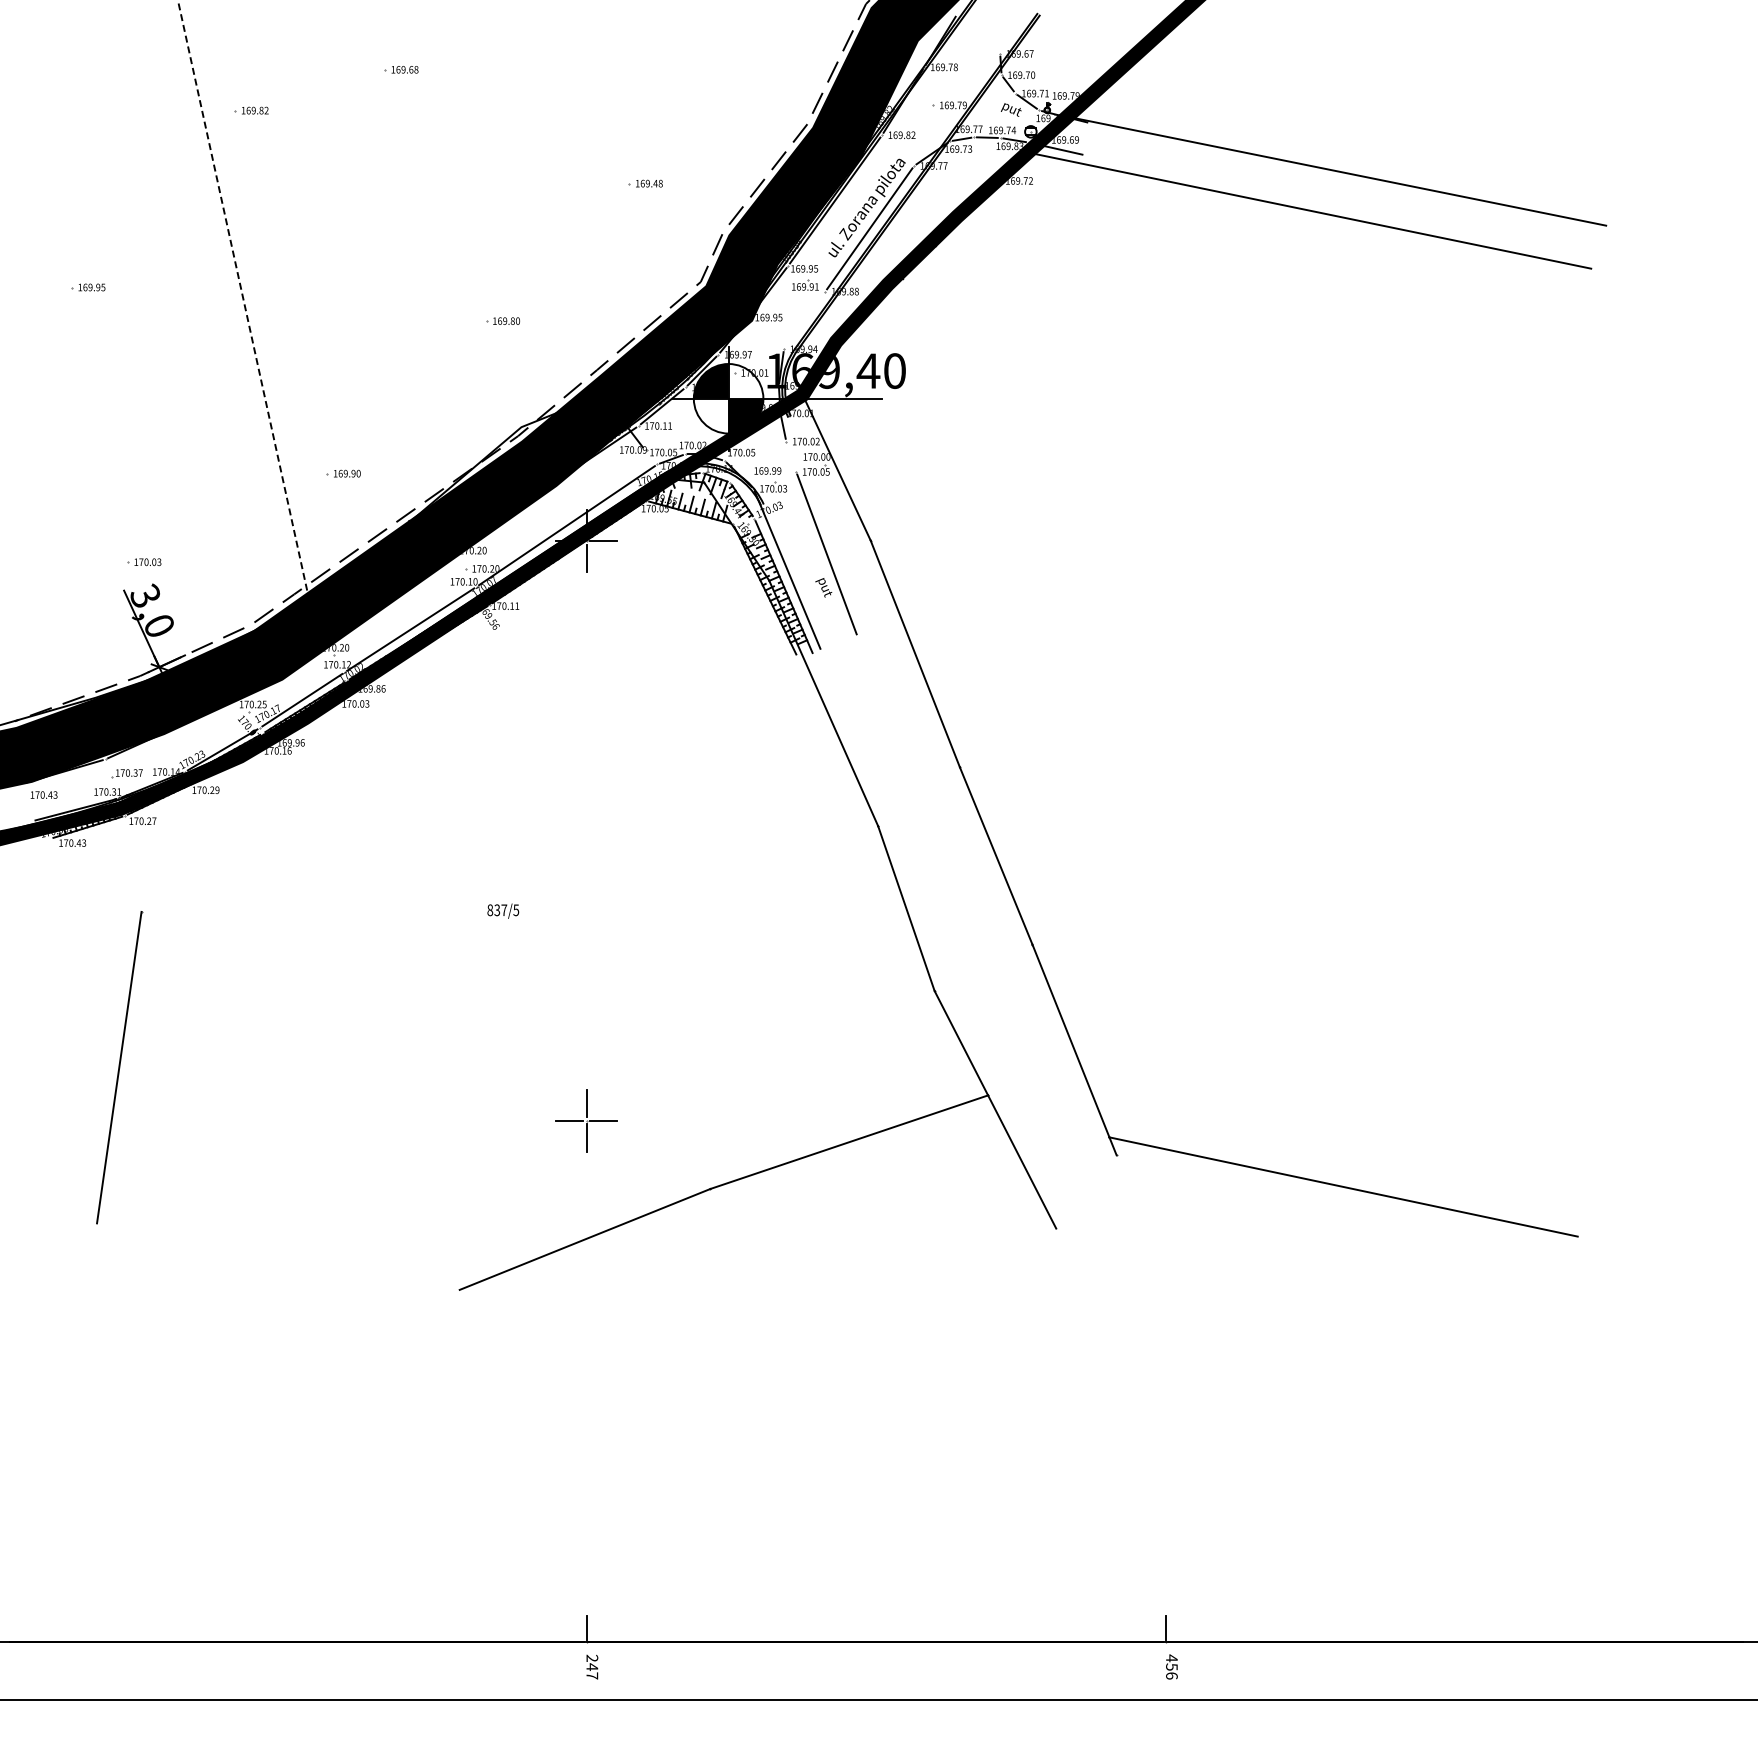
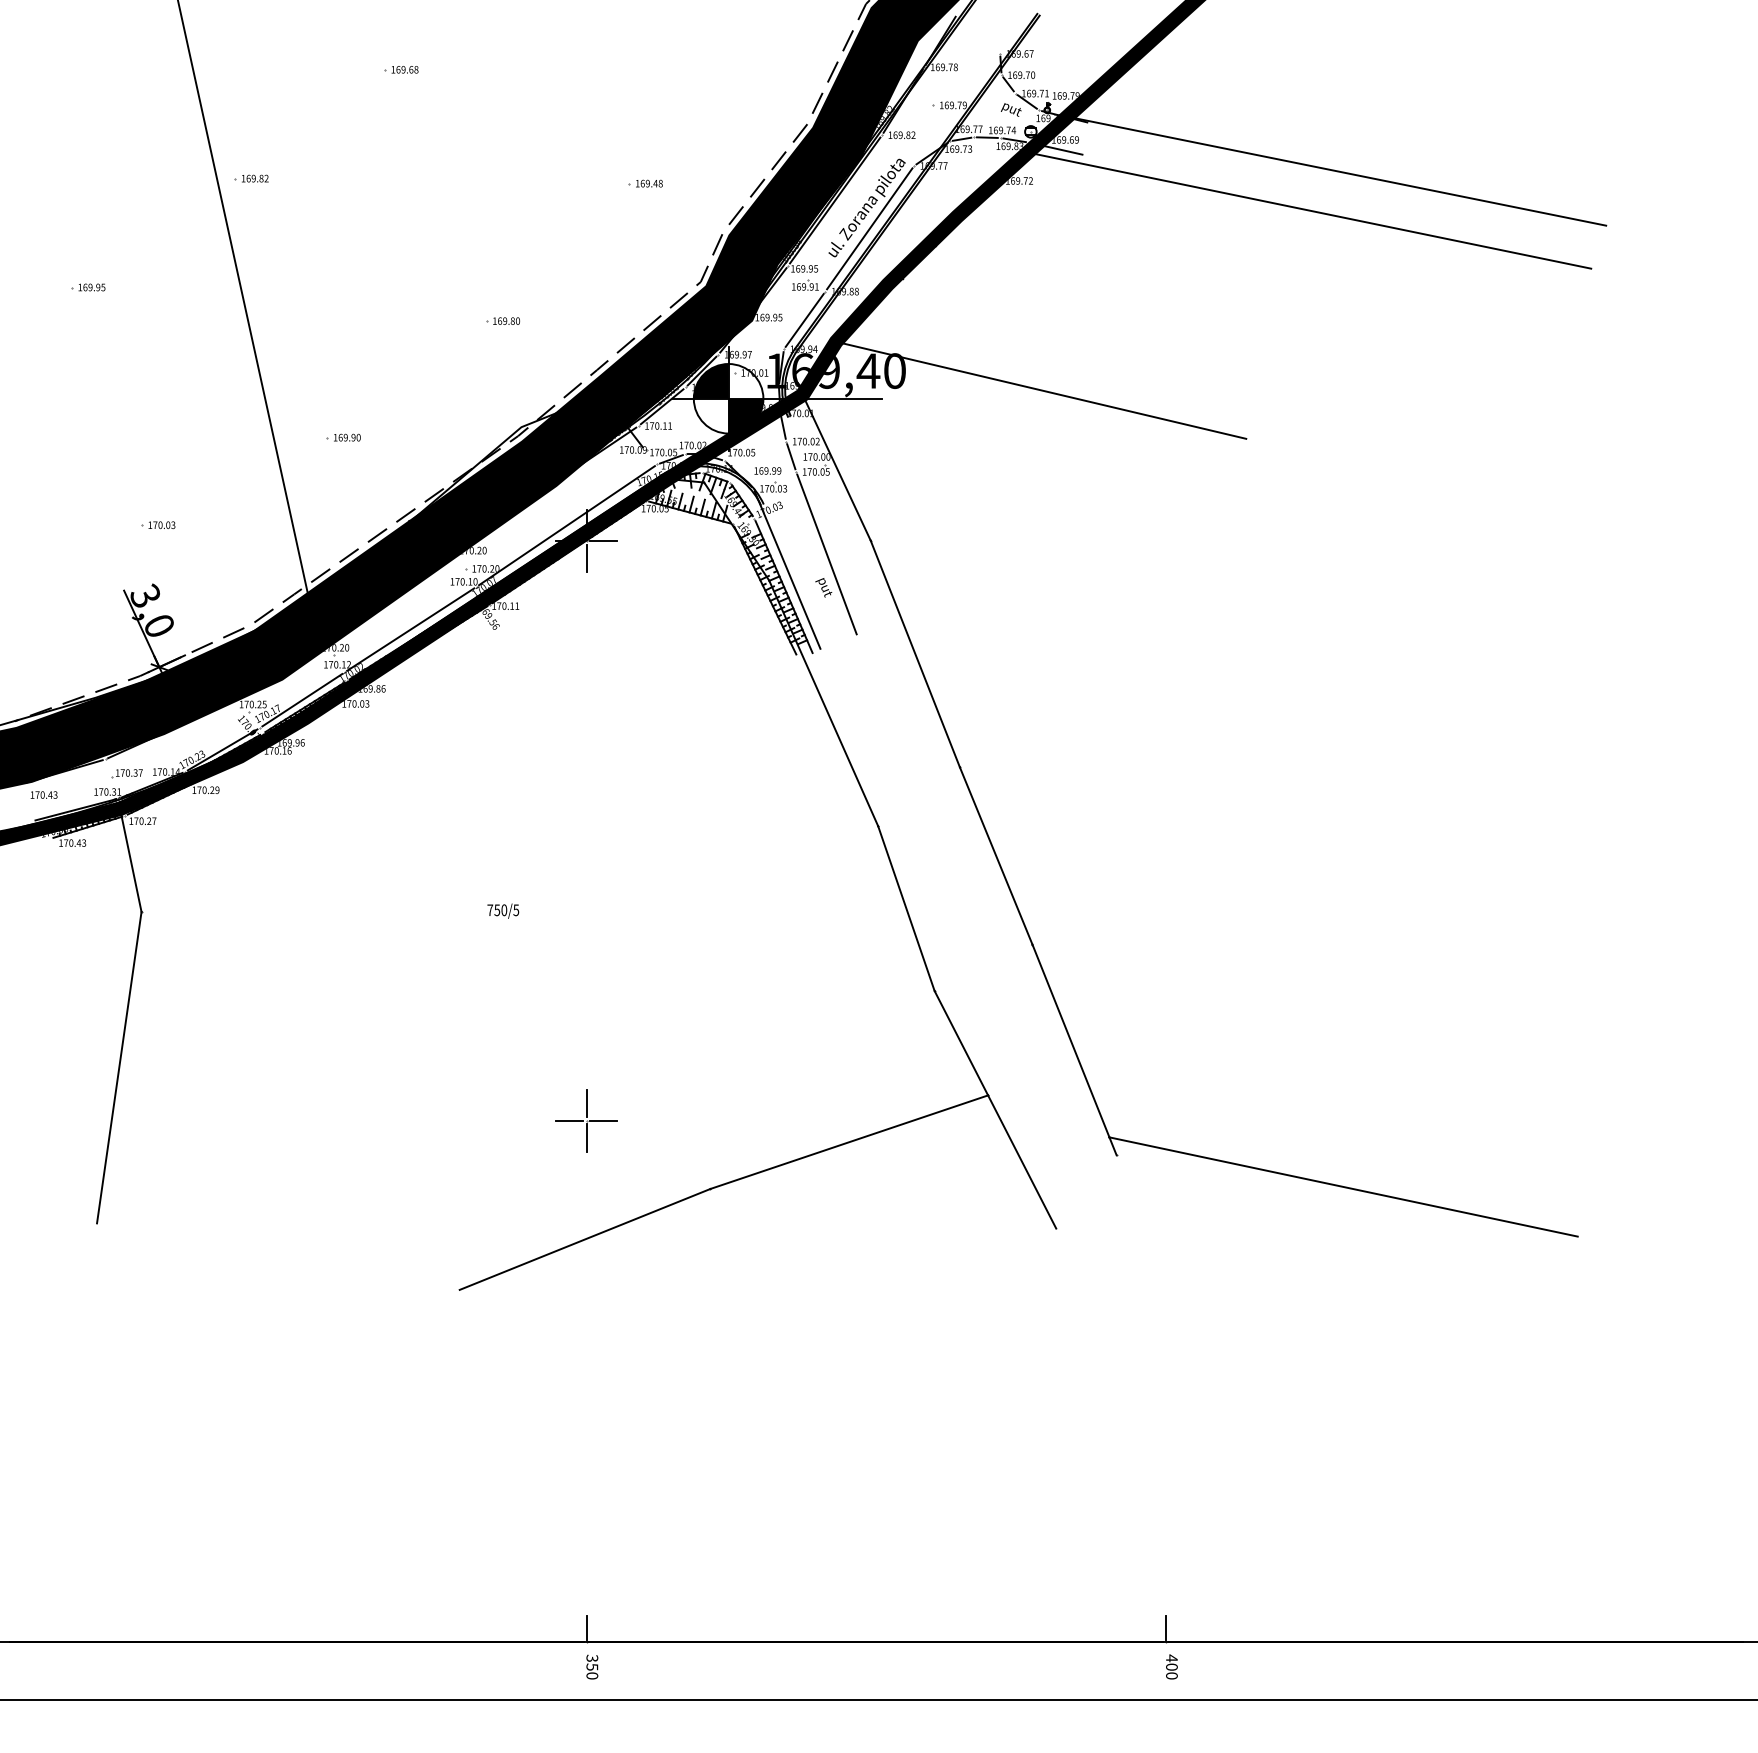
part position: (251, 110) -> (251, 178) (251, 178)
line: dashed -> solid (246, 311)
line: none -> present (804, 319)
line: none -> present (1041, 389)
line: none -> present (791, 456)
part position: (343, 473) -> (343, 437) (343, 437)
part position: (144, 562) -> (158, 525) (158, 525)
line: none -> present (130, 859)
text: 837/5 -> 750/5 (497, 910)
text: 247 -> 350 (592, 1666)
text: 456 -> 400 (1171, 1671)
